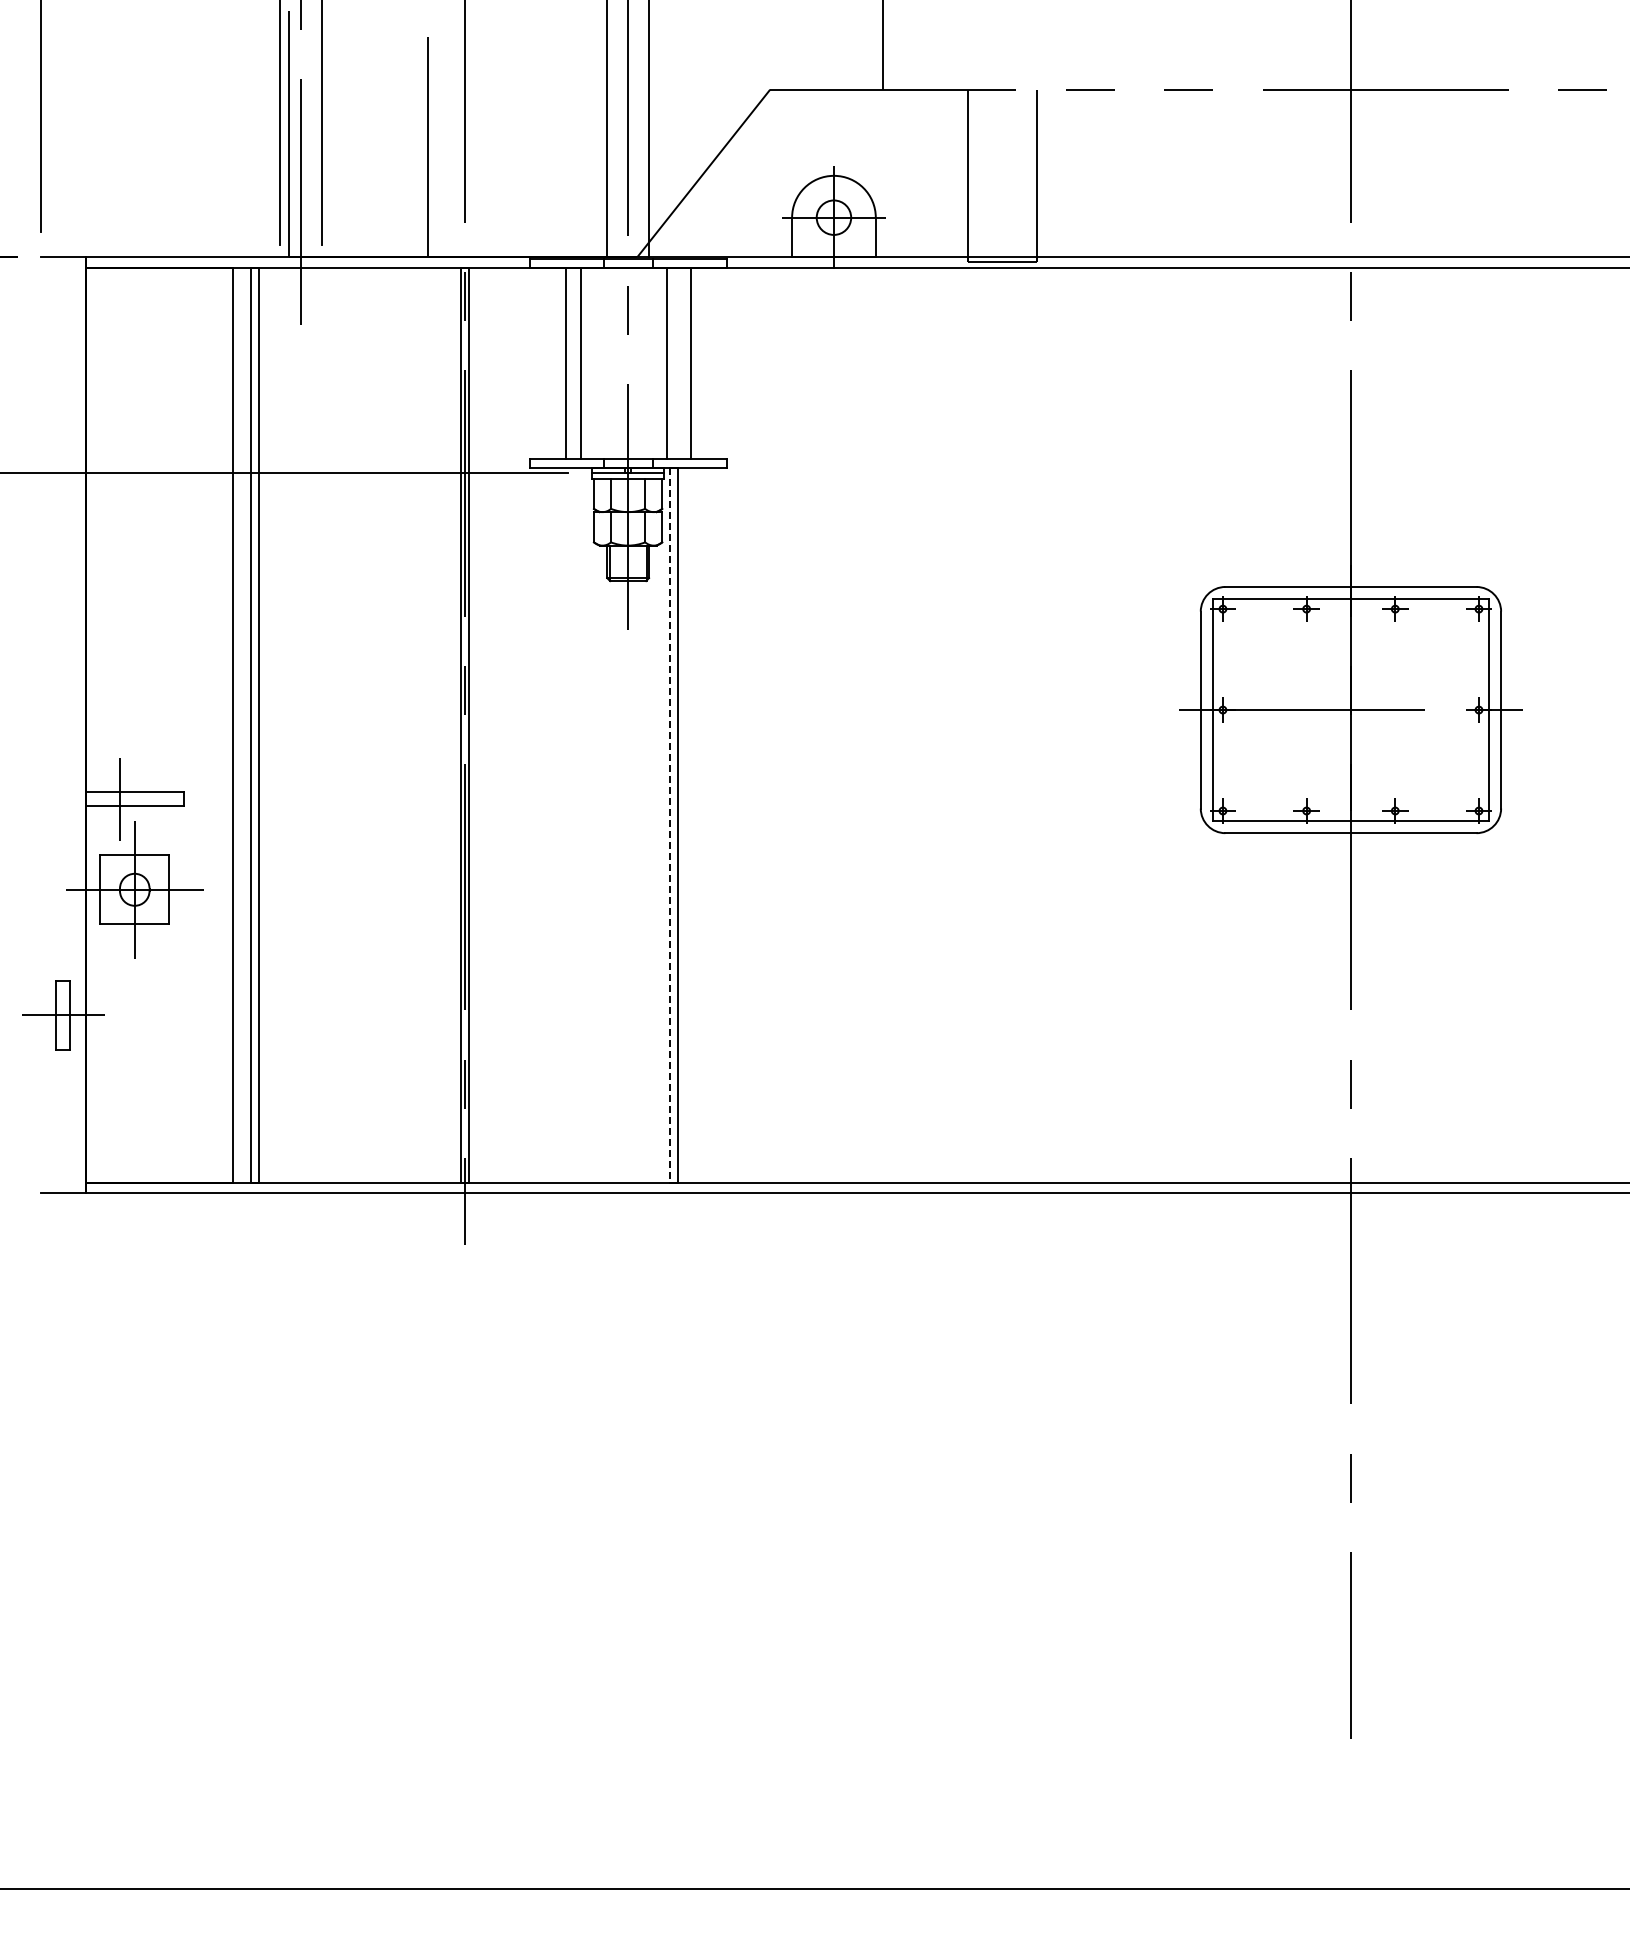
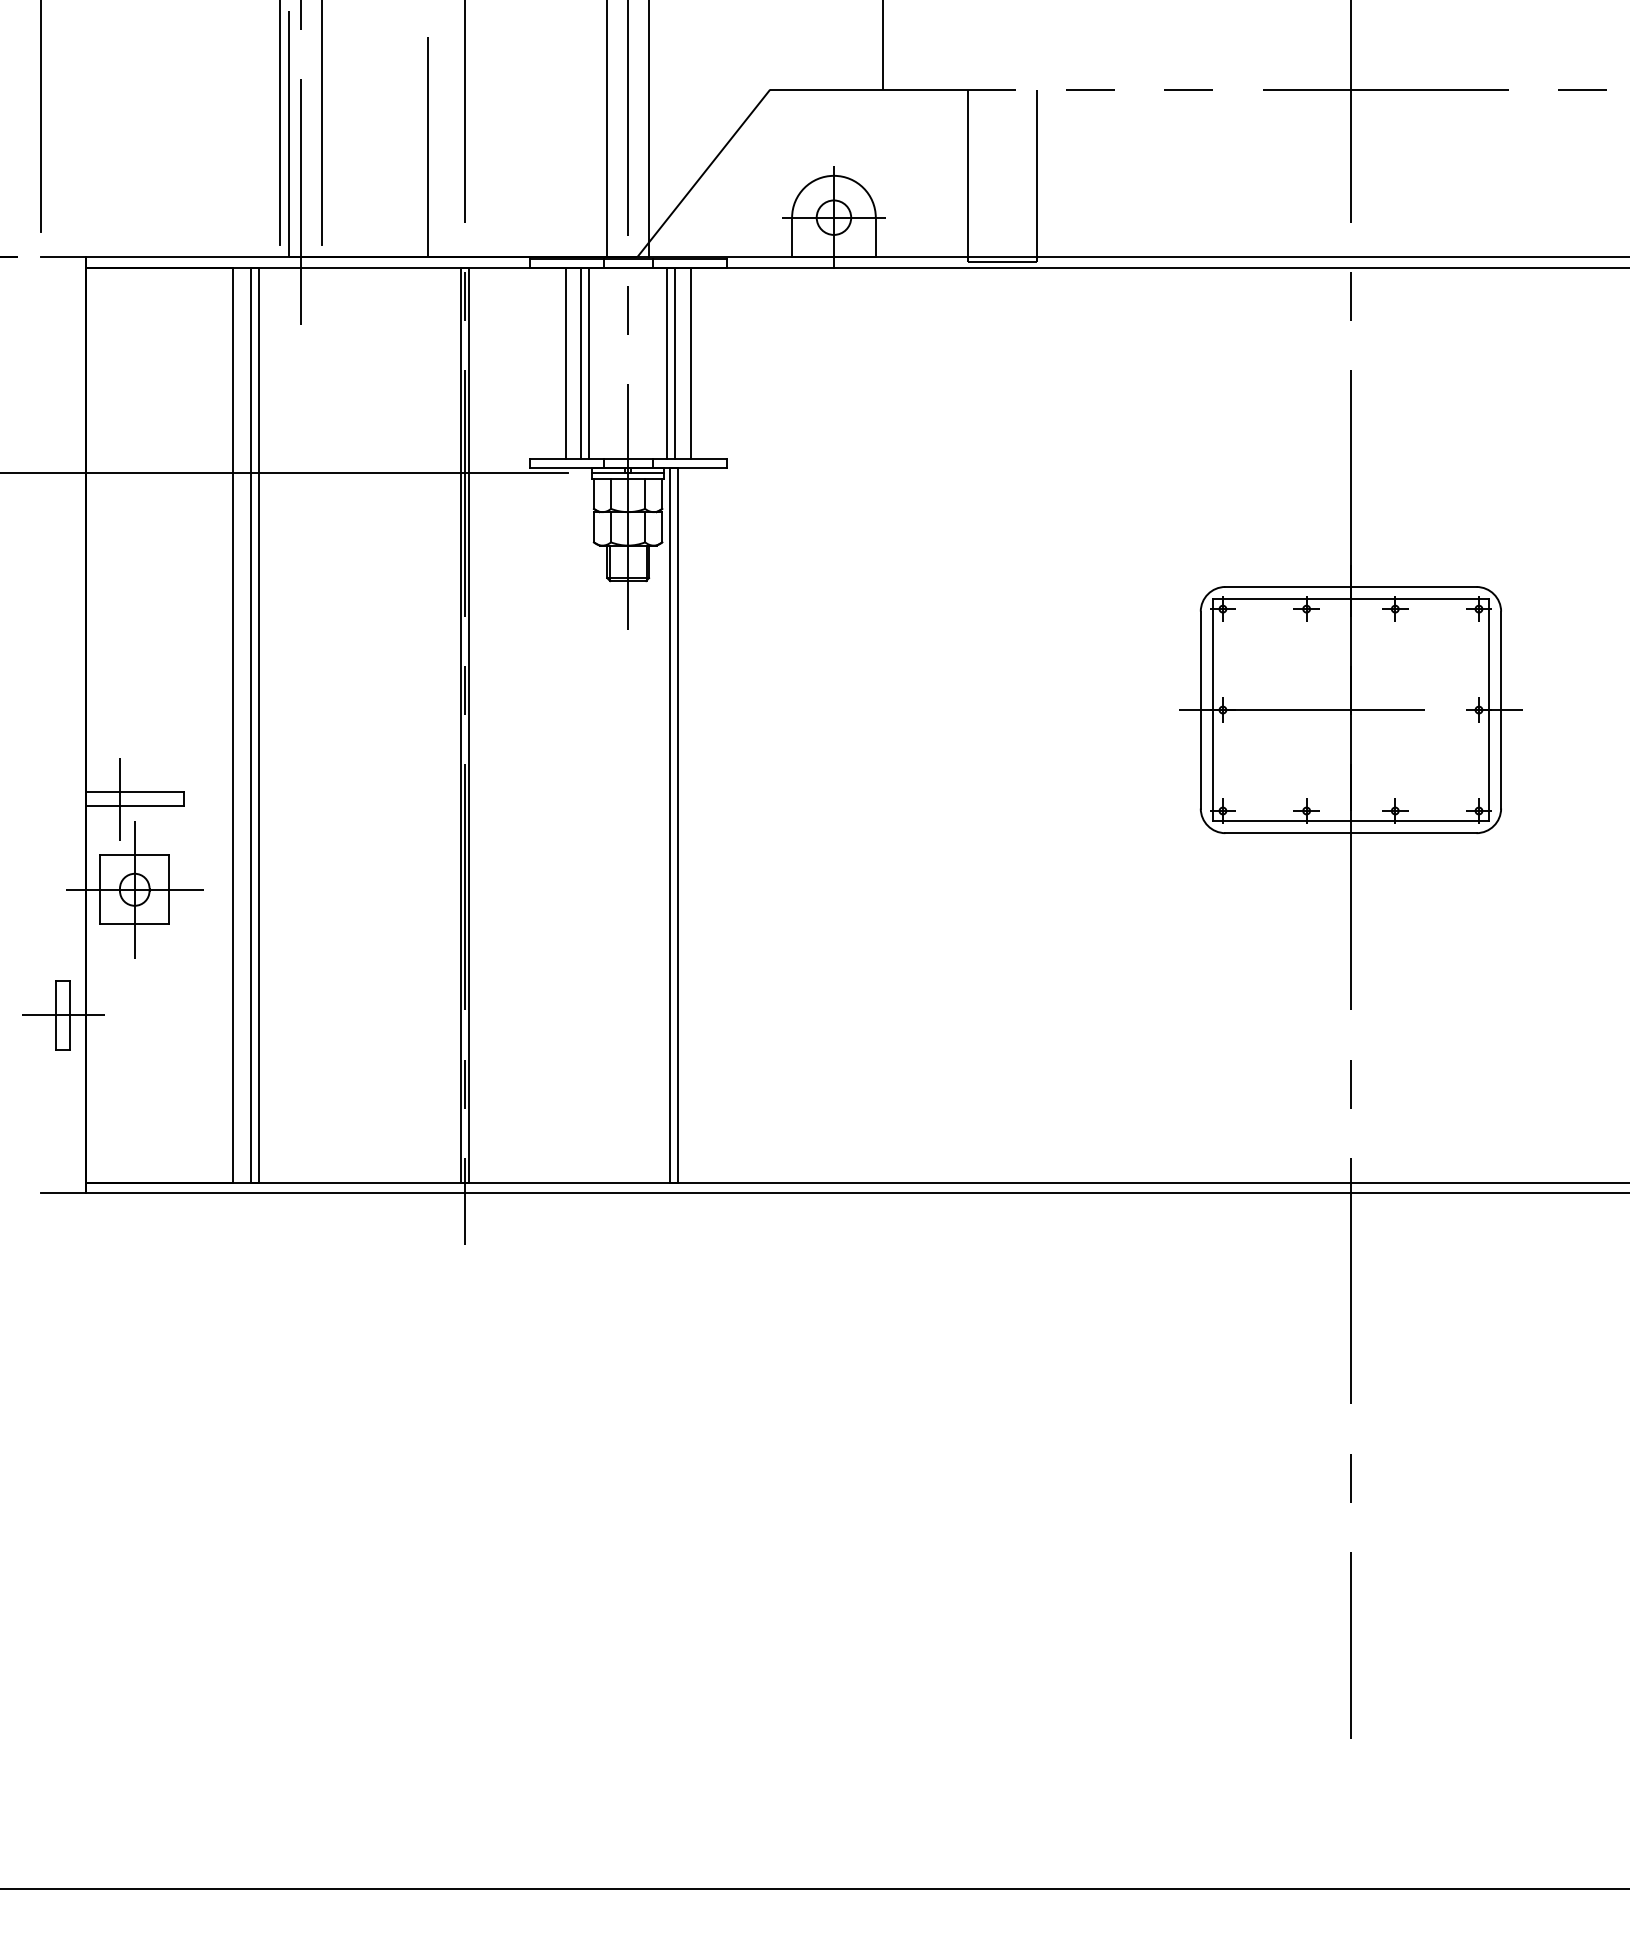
line: none -> present (589, 362)
line: none -> present (674, 362)
line: dashed -> solid (670, 826)
